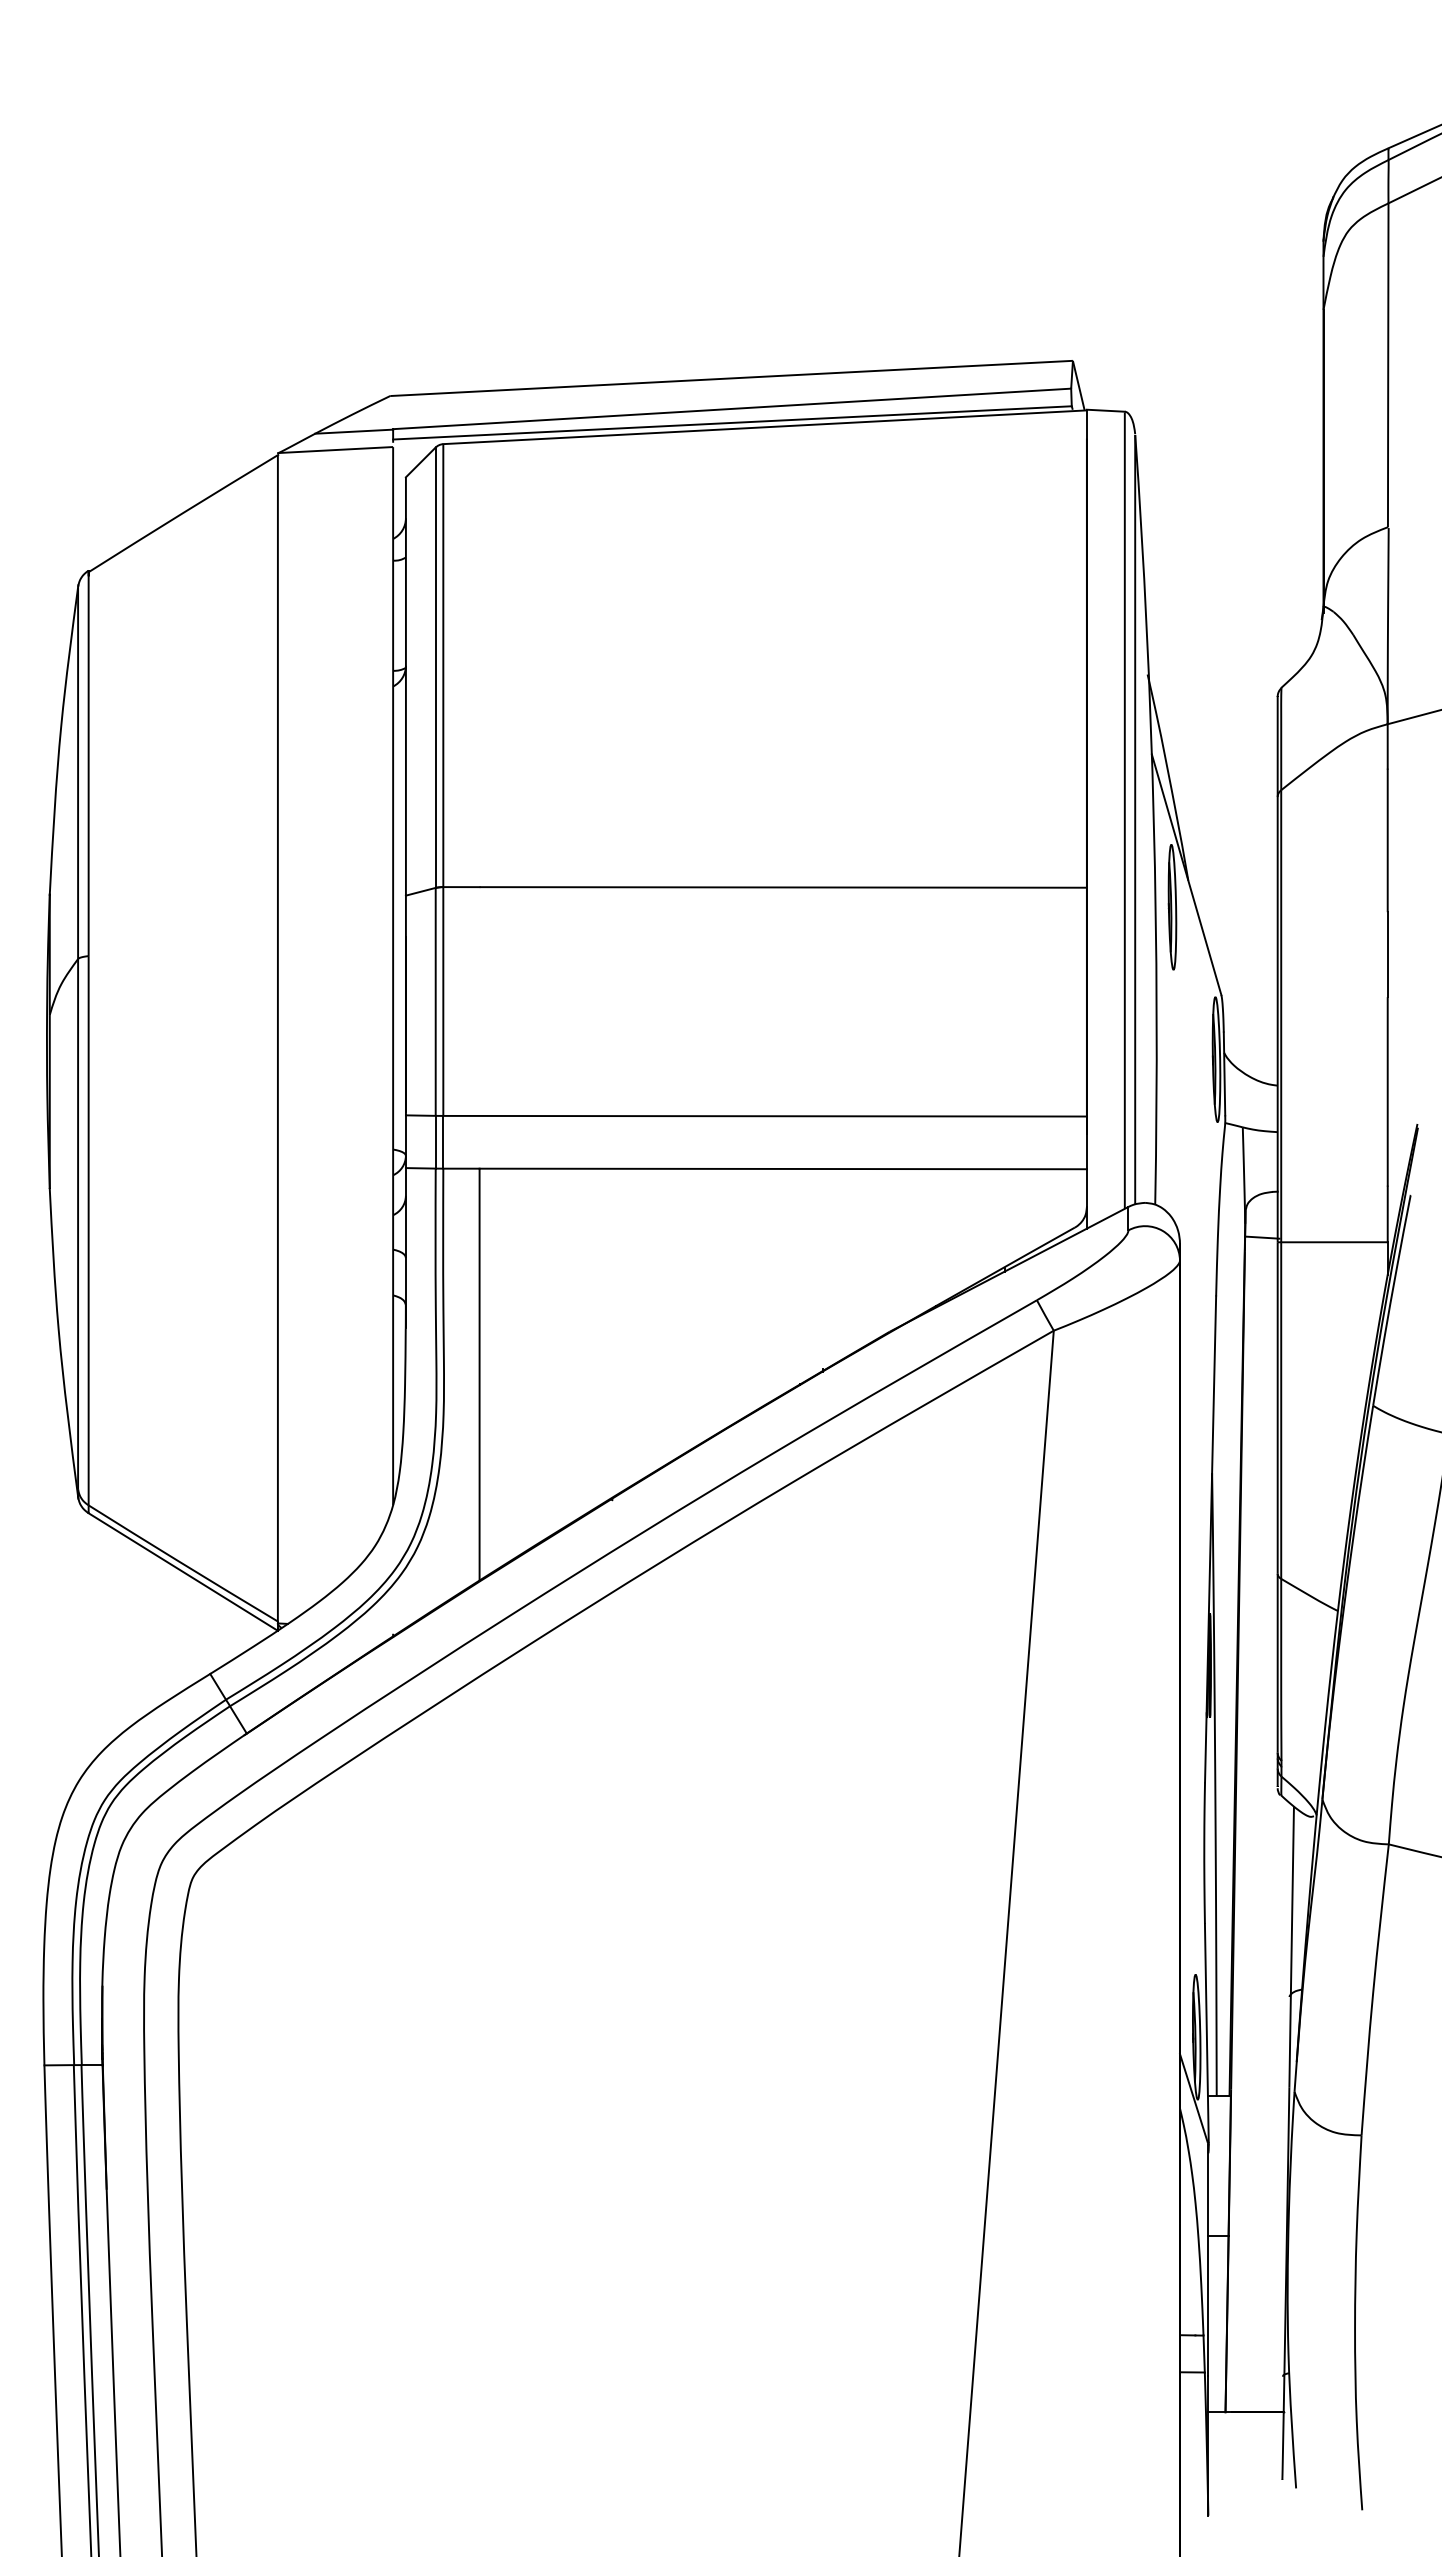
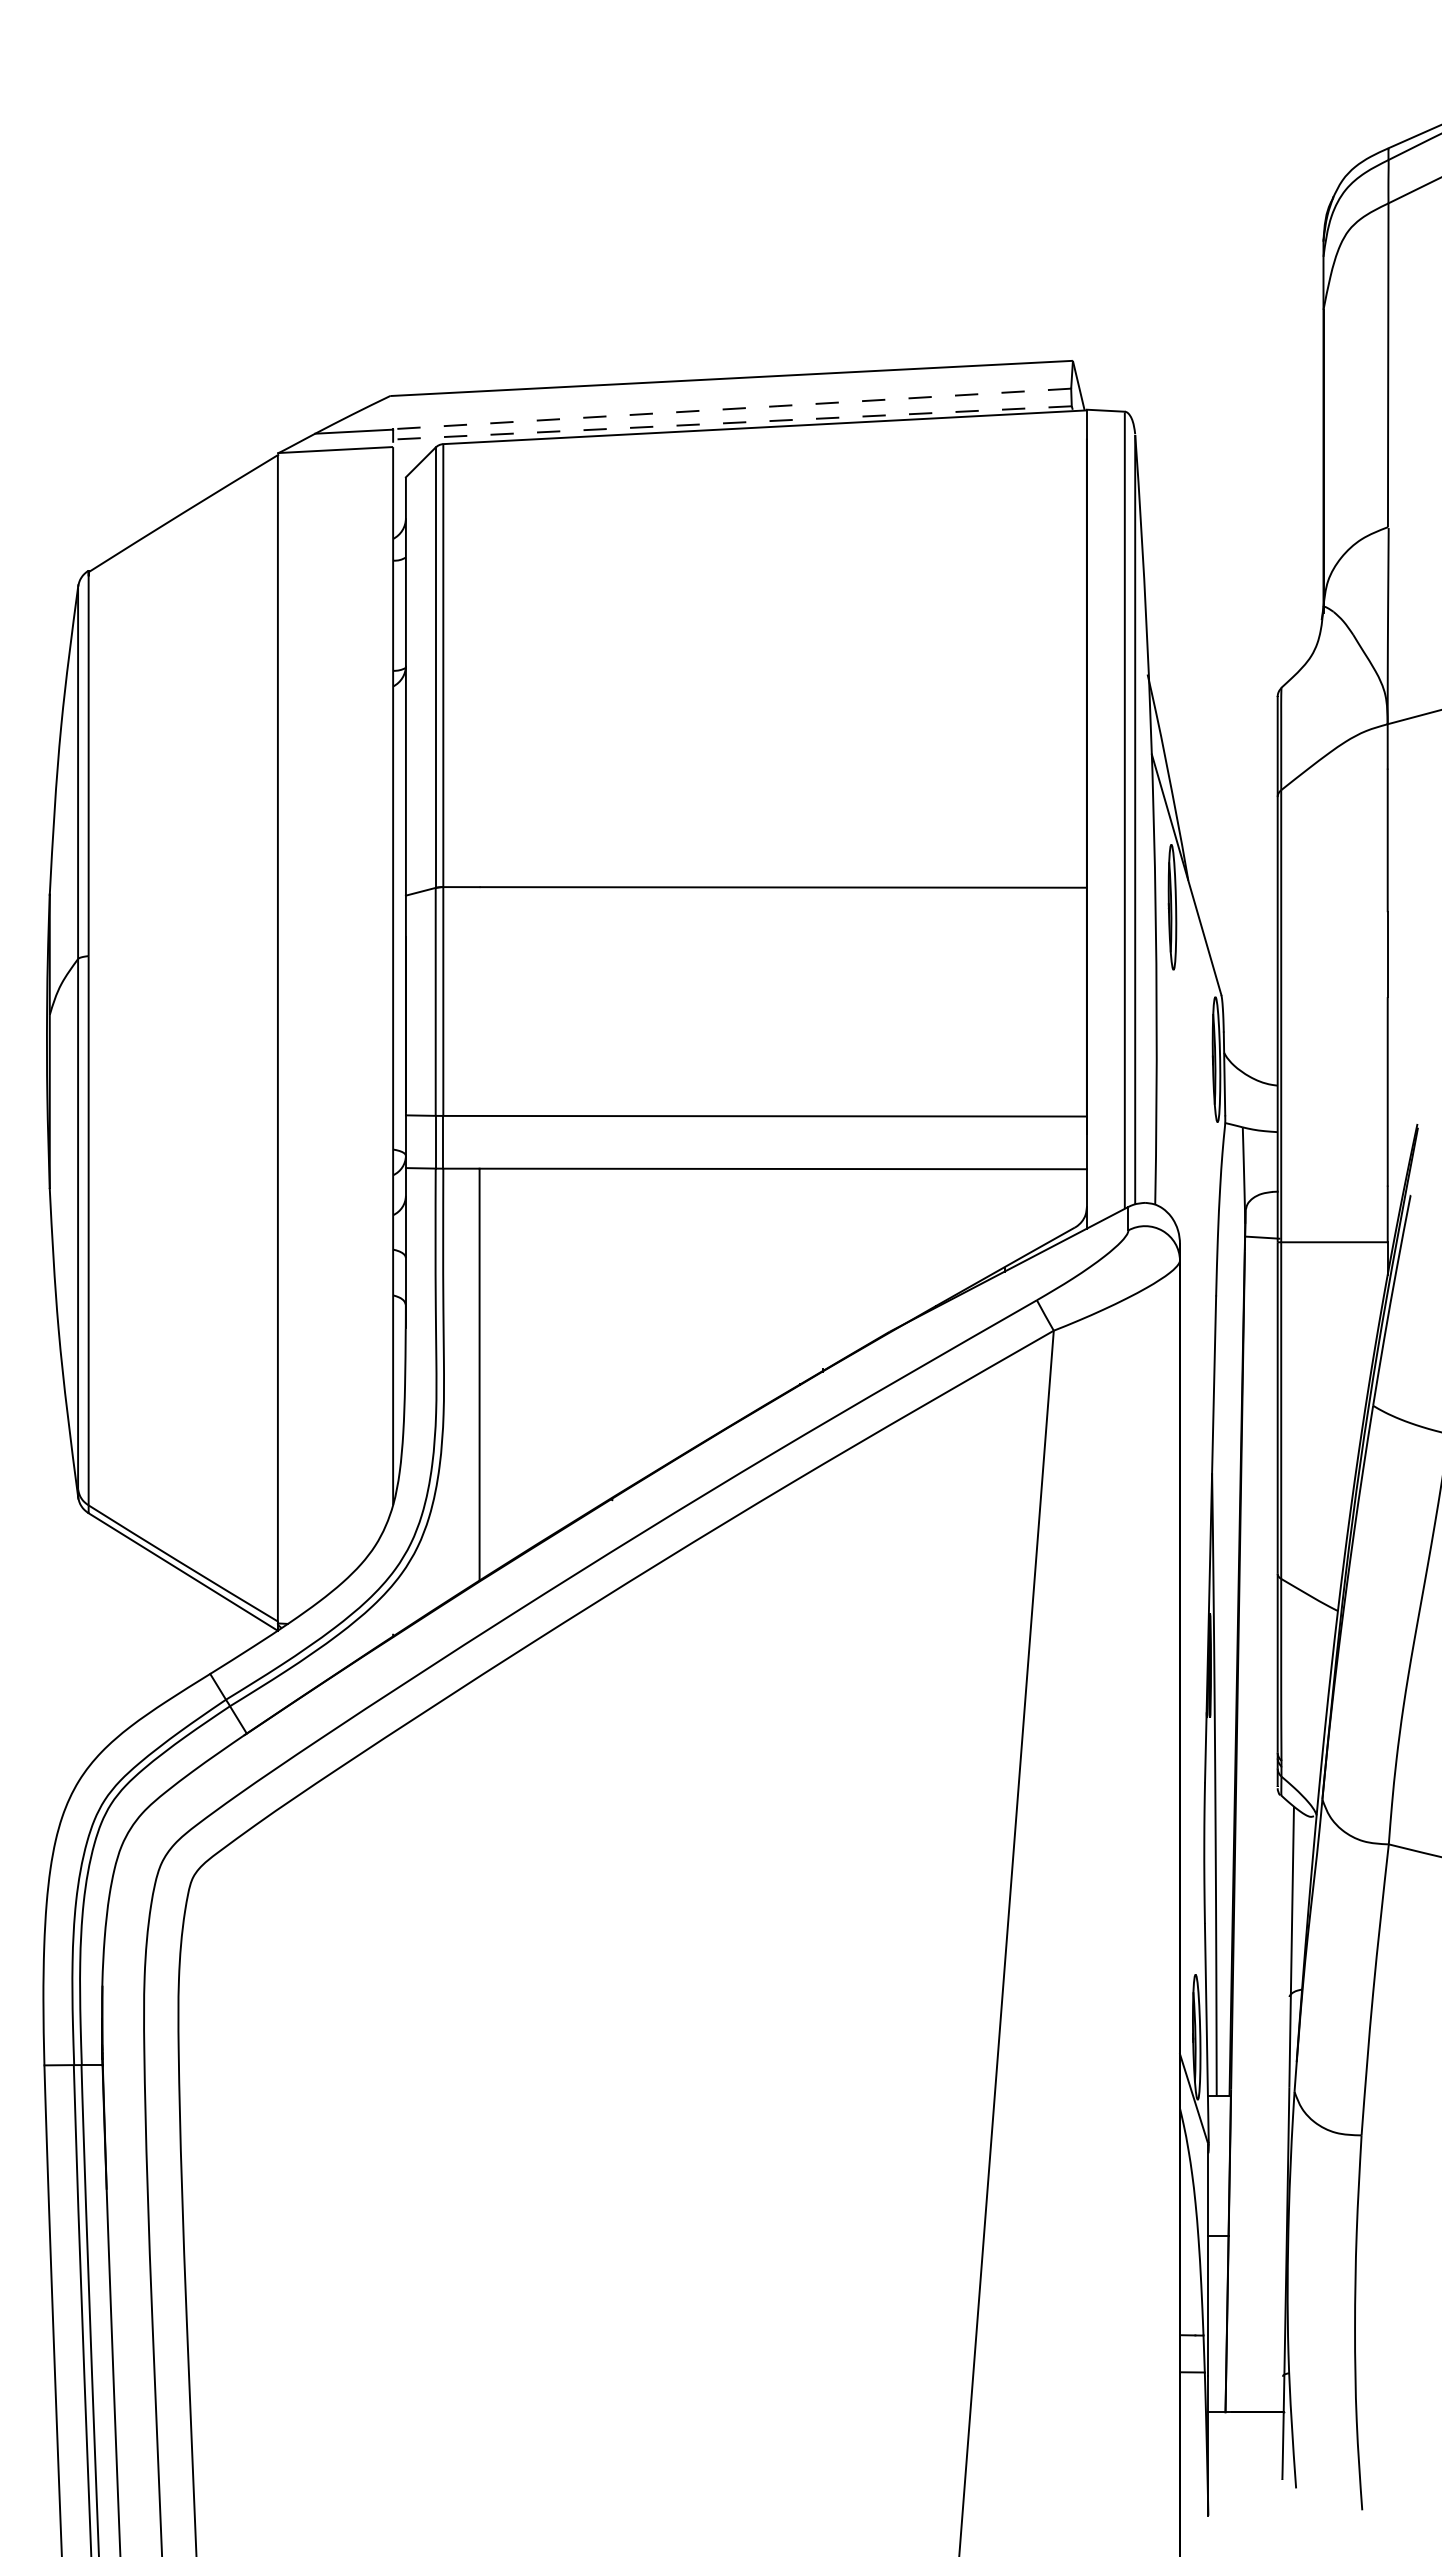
line: solid -> dashed (732, 408)
line: solid -> dashed (732, 422)
